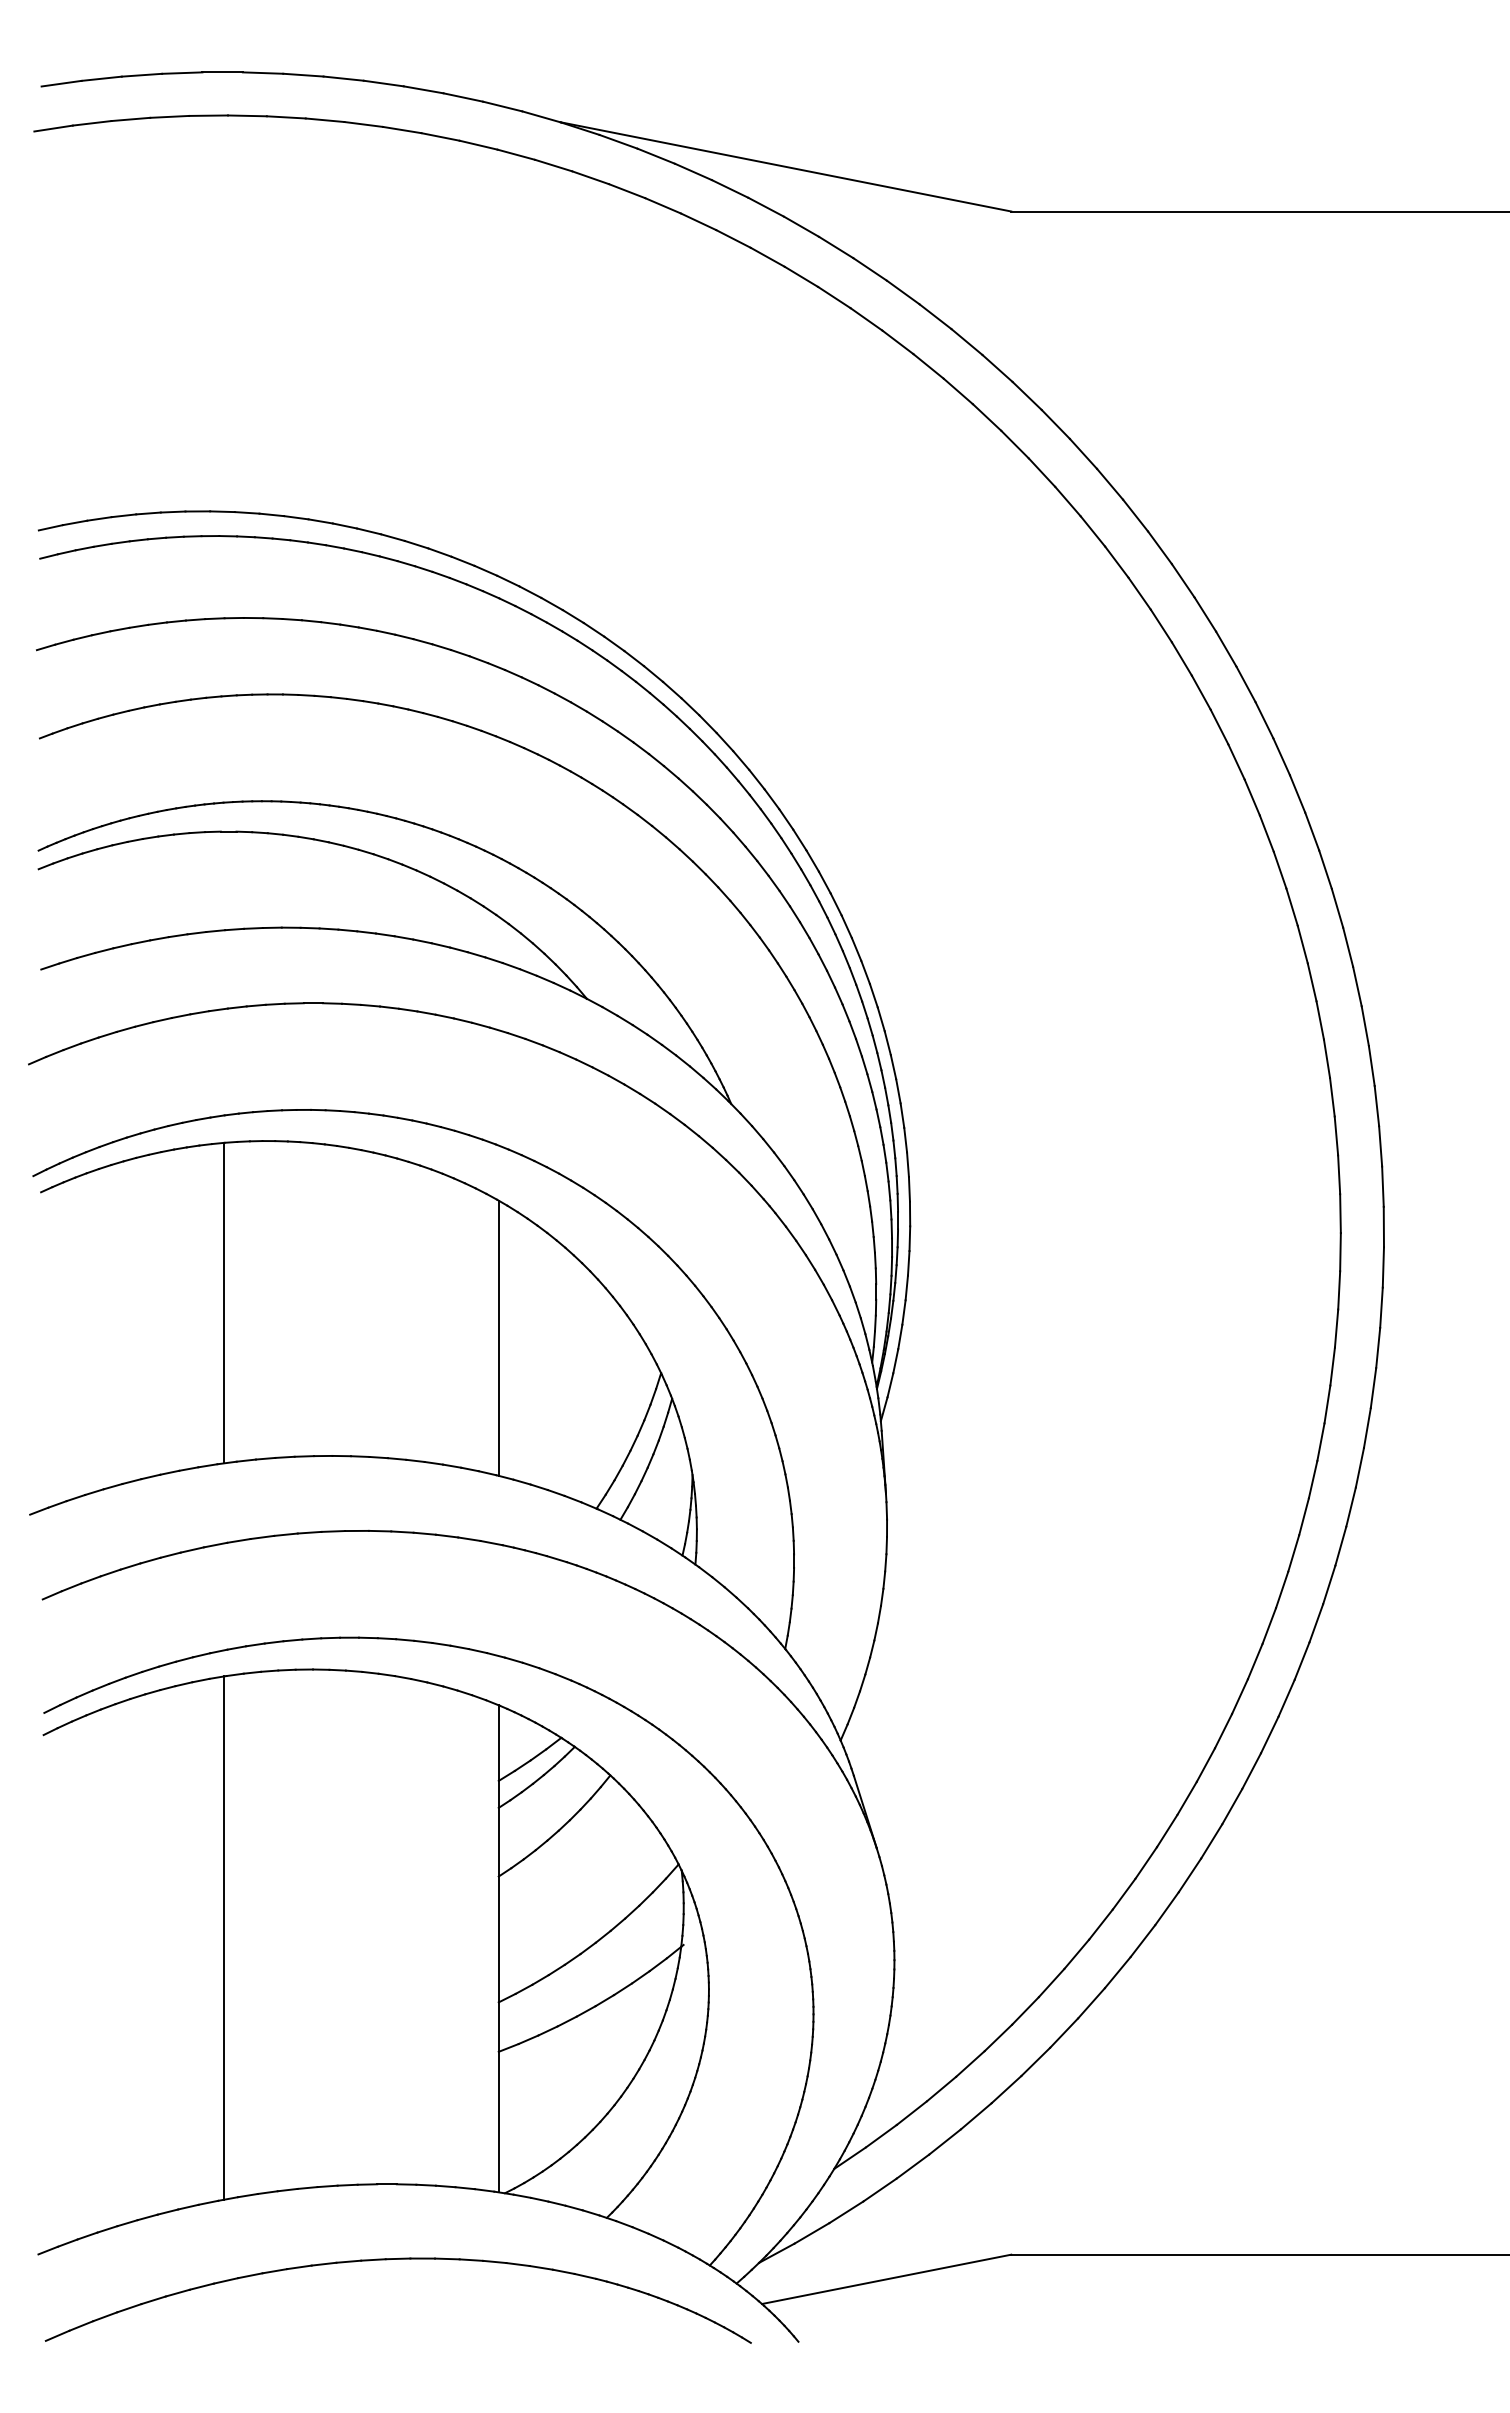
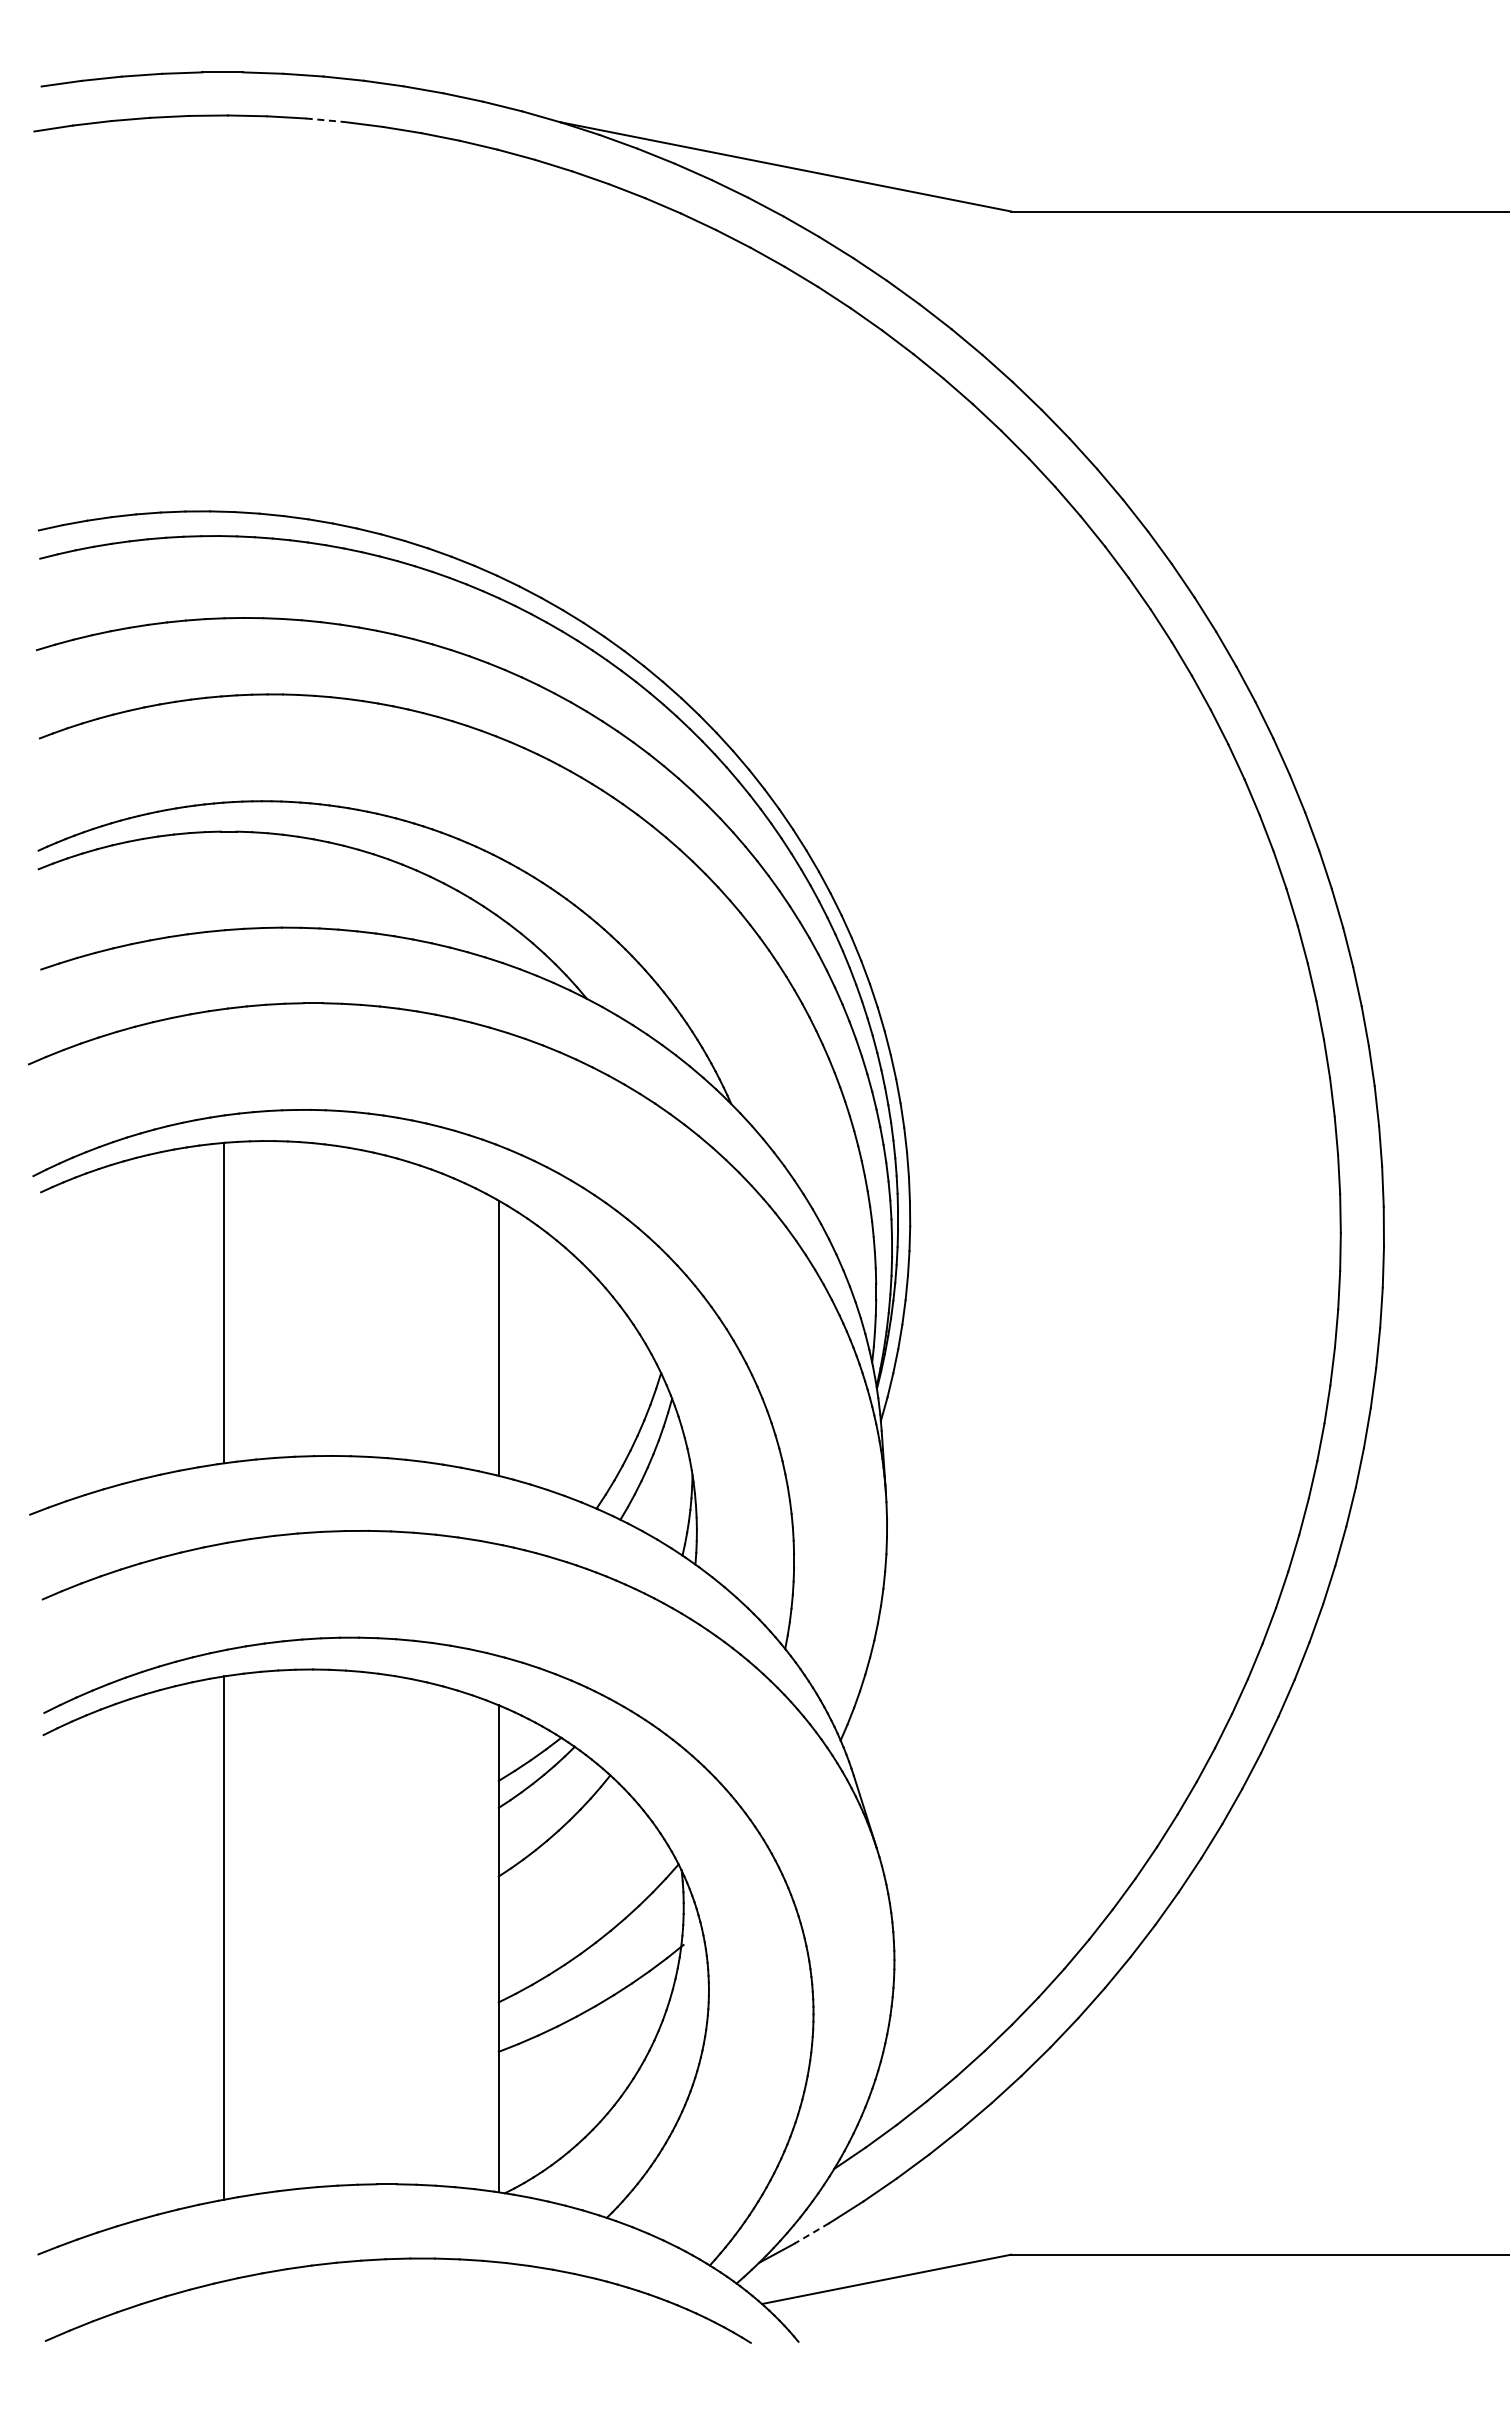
line: solid -> dashed (325, 120)
line: solid -> dashed (811, 2233)
